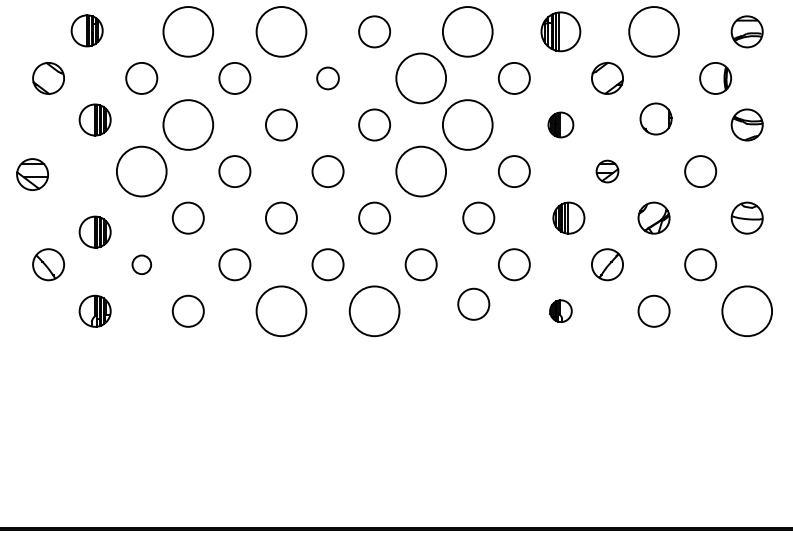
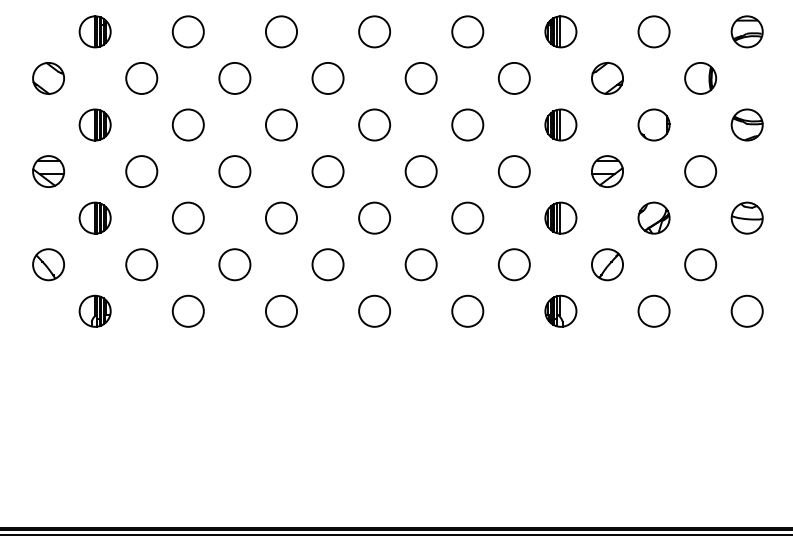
part position: (86, 30) -> (94, 31) (94, 31)
circle diameter: 50 px -> 31 px (187, 31)
circle diameter: 50 px -> 31 px (281, 31)
circle diameter: 50 px -> 31 px (467, 31)
part size: 42x42 px -> 34x34 px (560, 31)
circle diameter: 50 px -> 31 px (653, 31)
circle size: 24x25 px -> 34x33 px (327, 78)
circle diameter: 50 px -> 31 px (420, 77)
part position: (715, 78) -> (700, 78) (700, 78)
circle position: (655, 118) -> (653, 124) (653, 124)
part position: (94, 119) -> (94, 124) (94, 124)
circle diameter: 50 px -> 31 px (187, 124)
circle diameter: 50 px -> 31 px (467, 124)
part size: 28x28 px -> 34x34 px (560, 124)
circle diameter: 50 px -> 31 px (141, 171)
circle diameter: 50 px -> 31 px (420, 171)
part size: 25x25 px -> 33x33 px (607, 171)
part position: (32, 174) -> (48, 171) (48, 171)
circle position: (478, 217) -> (467, 217) (467, 217)
part position: (568, 217) -> (560, 217) (560, 217)
part position: (94, 231) -> (94, 217) (94, 217)
circle size: 21x21 px -> 34x34 px (141, 264)
circle position: (473, 303) -> (467, 310) (467, 310)
part size: 24x24 px -> 34x34 px (560, 310)
circle diameter: 50 px -> 31 px (281, 310)
circle diameter: 50 px -> 31 px (374, 310)
circle diameter: 50 px -> 31 px (746, 310)
line: none -> present (395, 535)
